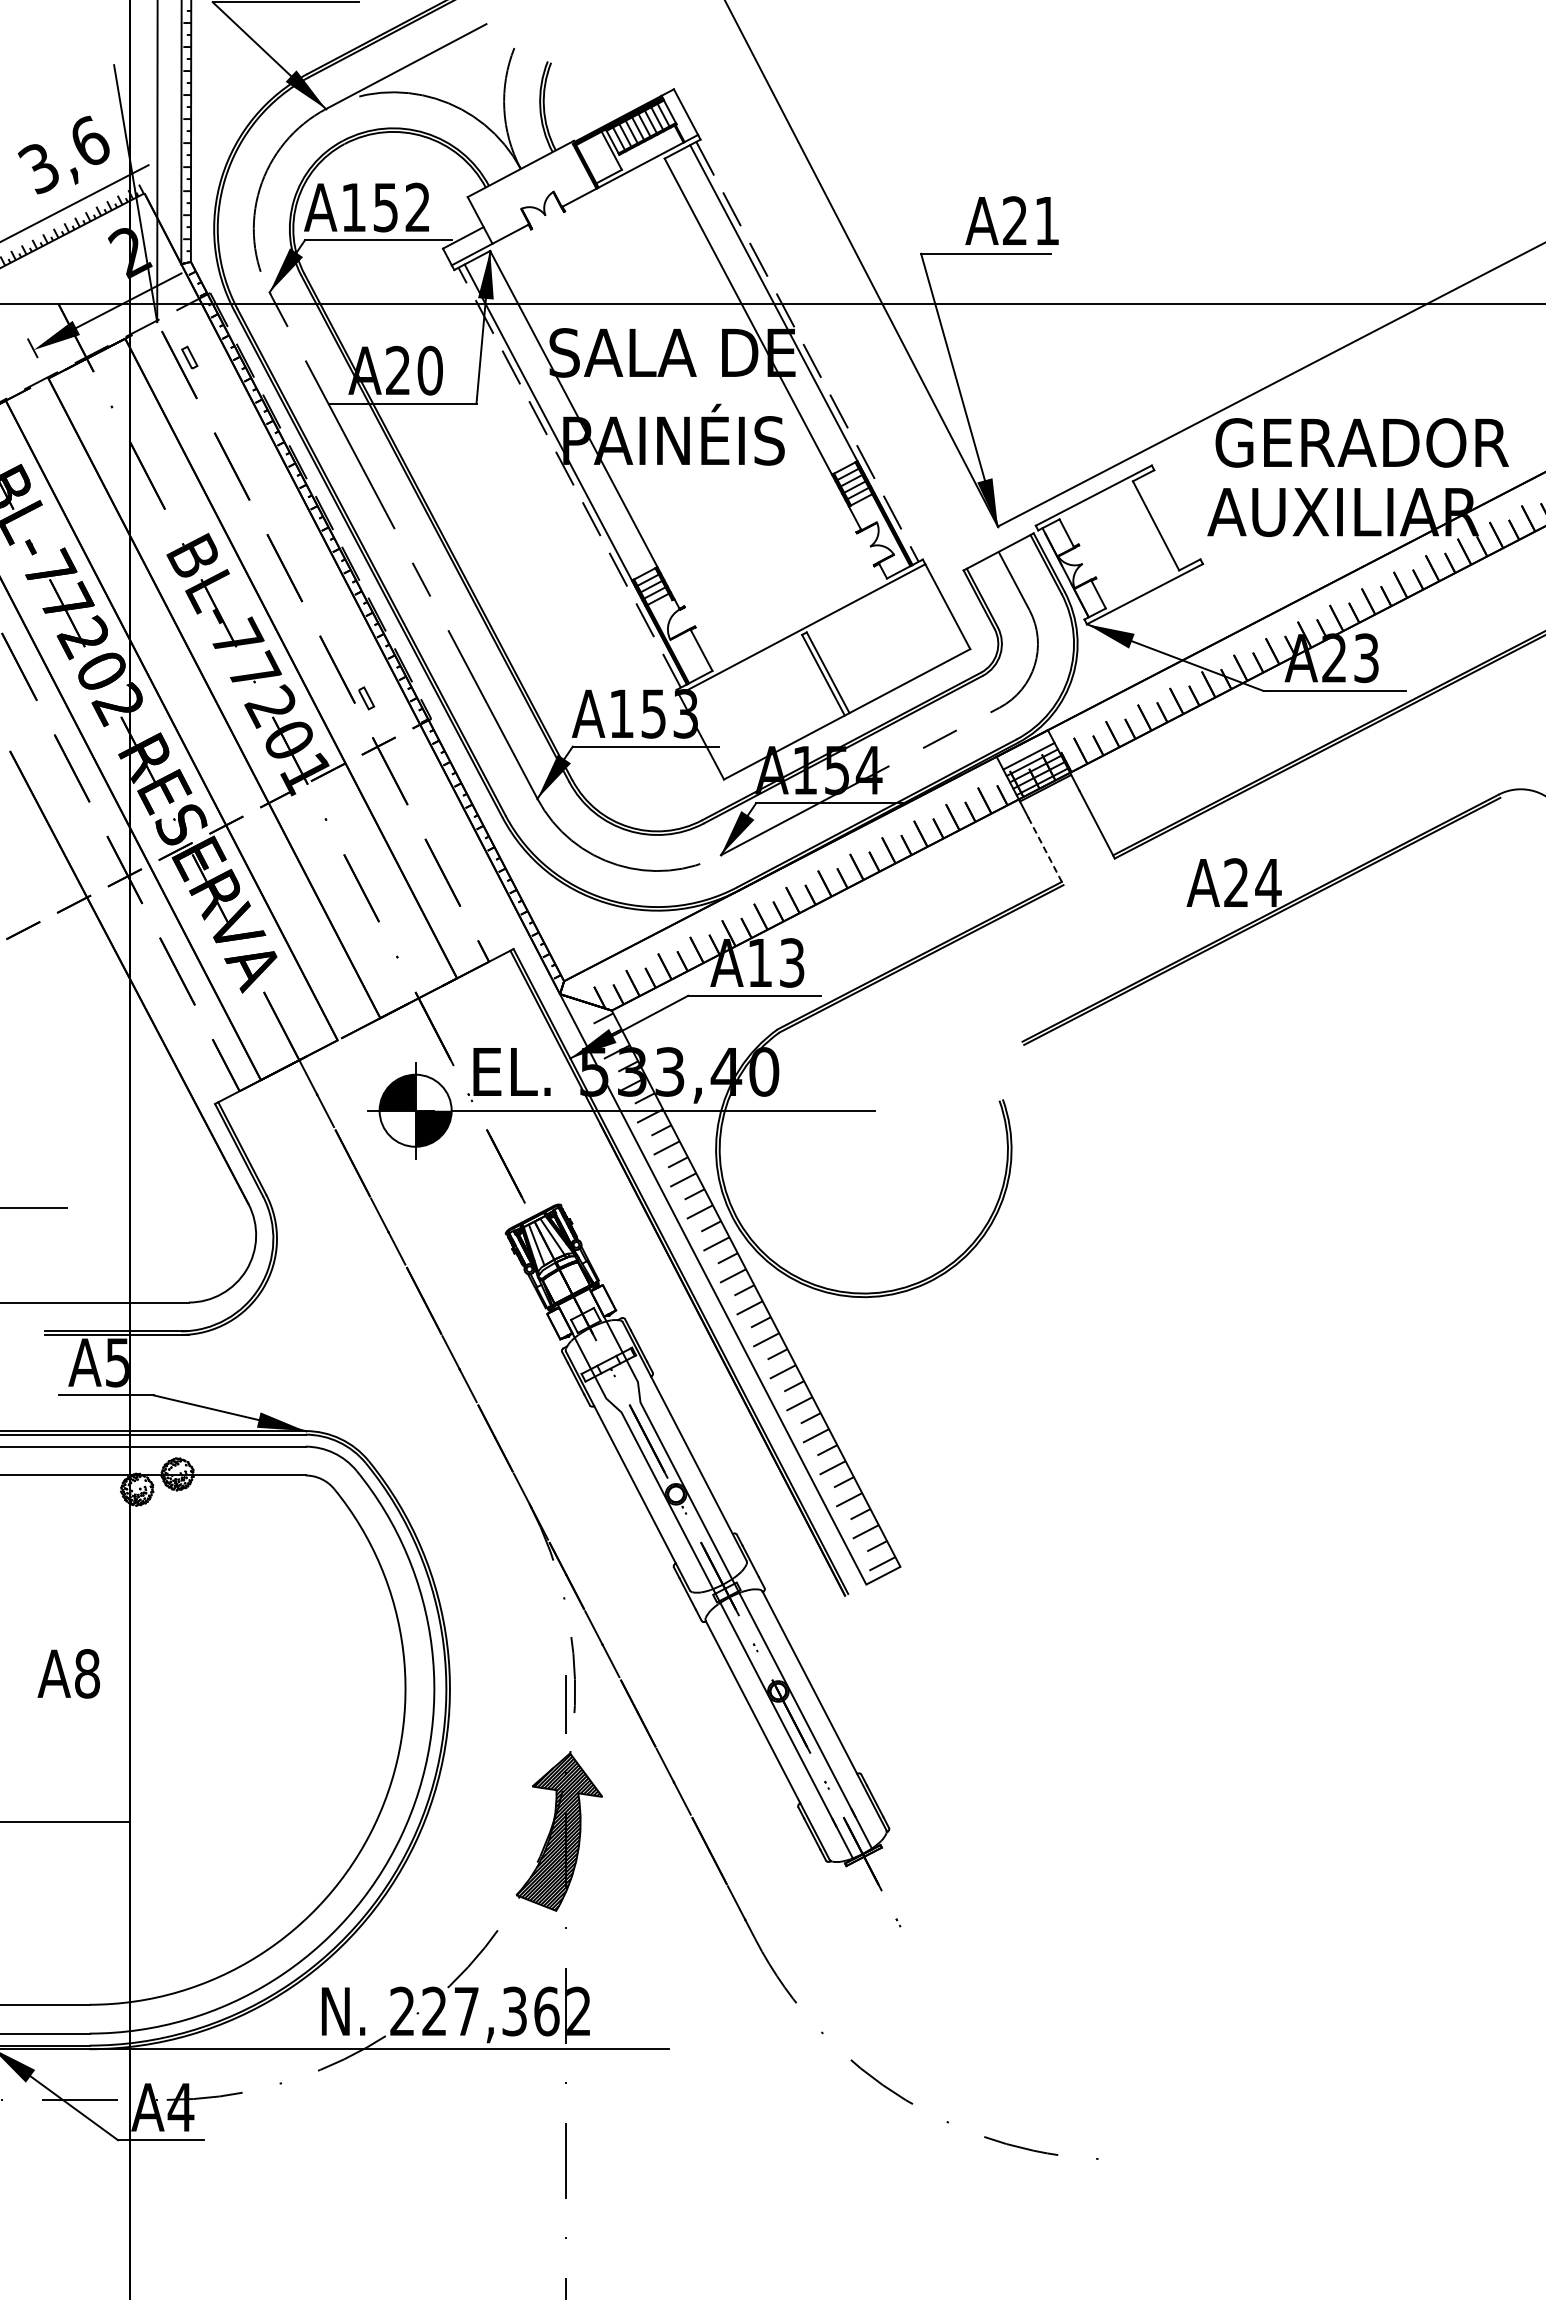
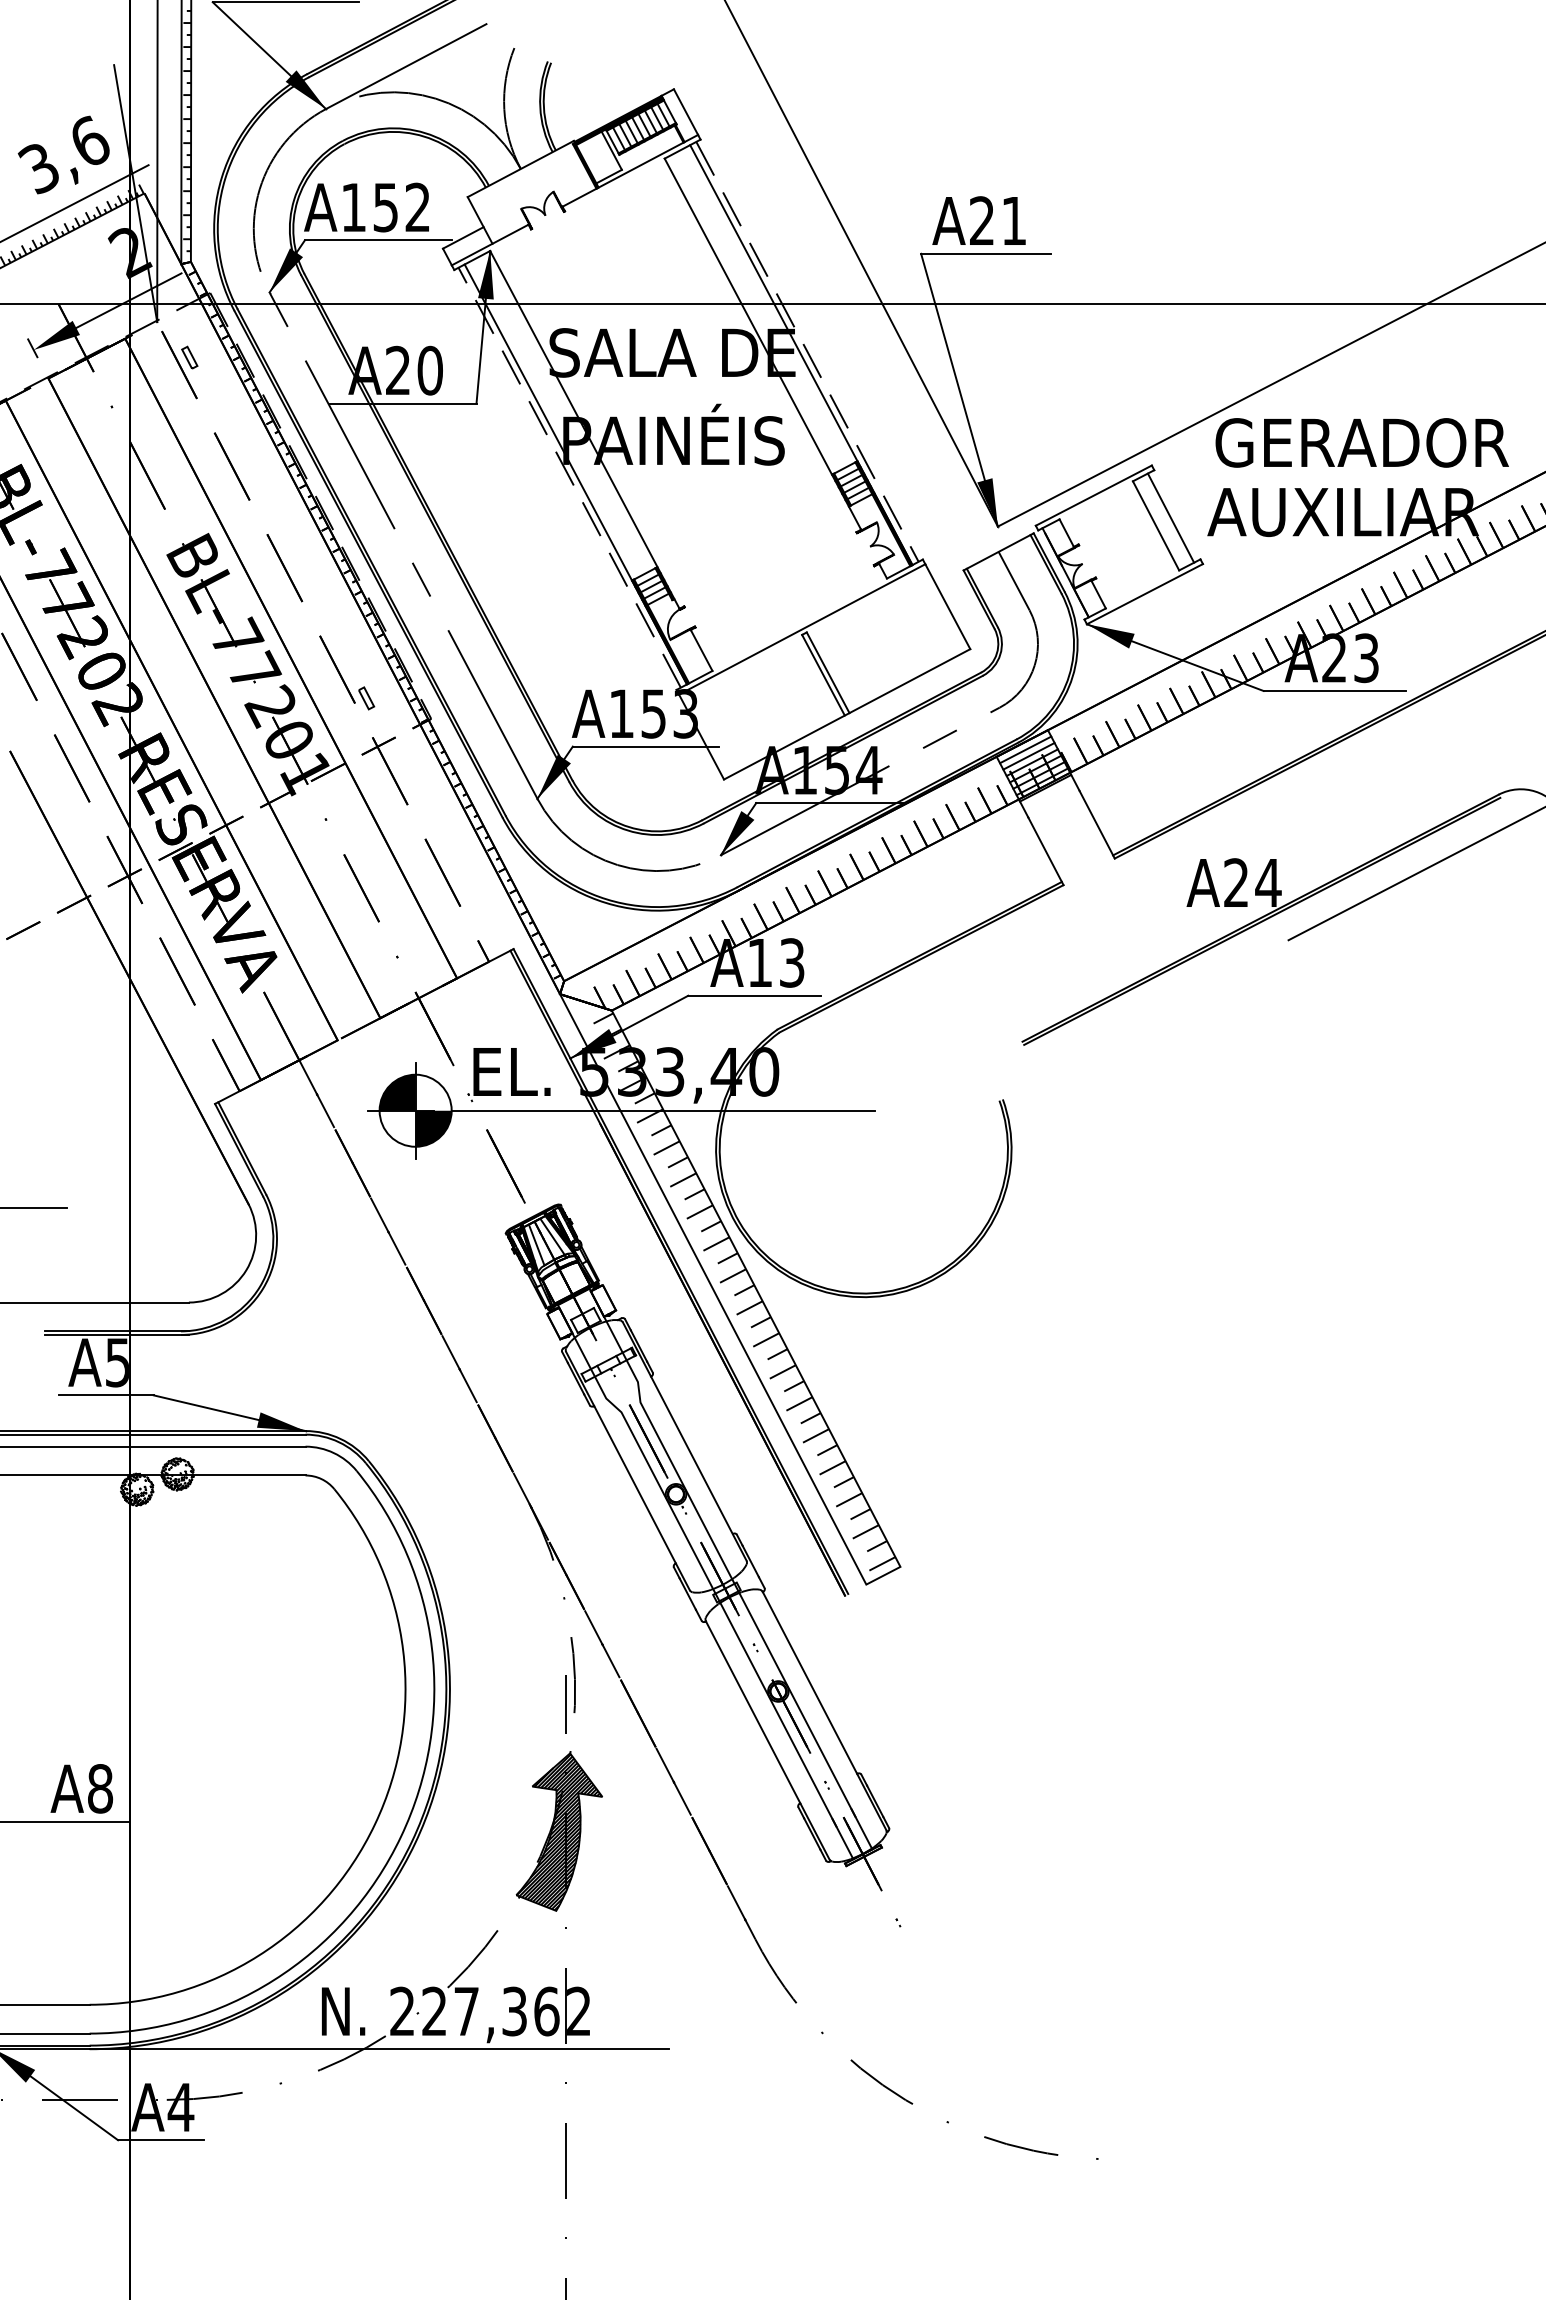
text position: (1011, 220) -> (978, 220) (978, 220)
line: none -> present (1170, 517)
line: none -> present (1025, 749)
line: dashed -> solid (1046, 851)
line: none -> present (1415, 874)
text position: (68, 1673) -> (81, 1788) (81, 1788)
